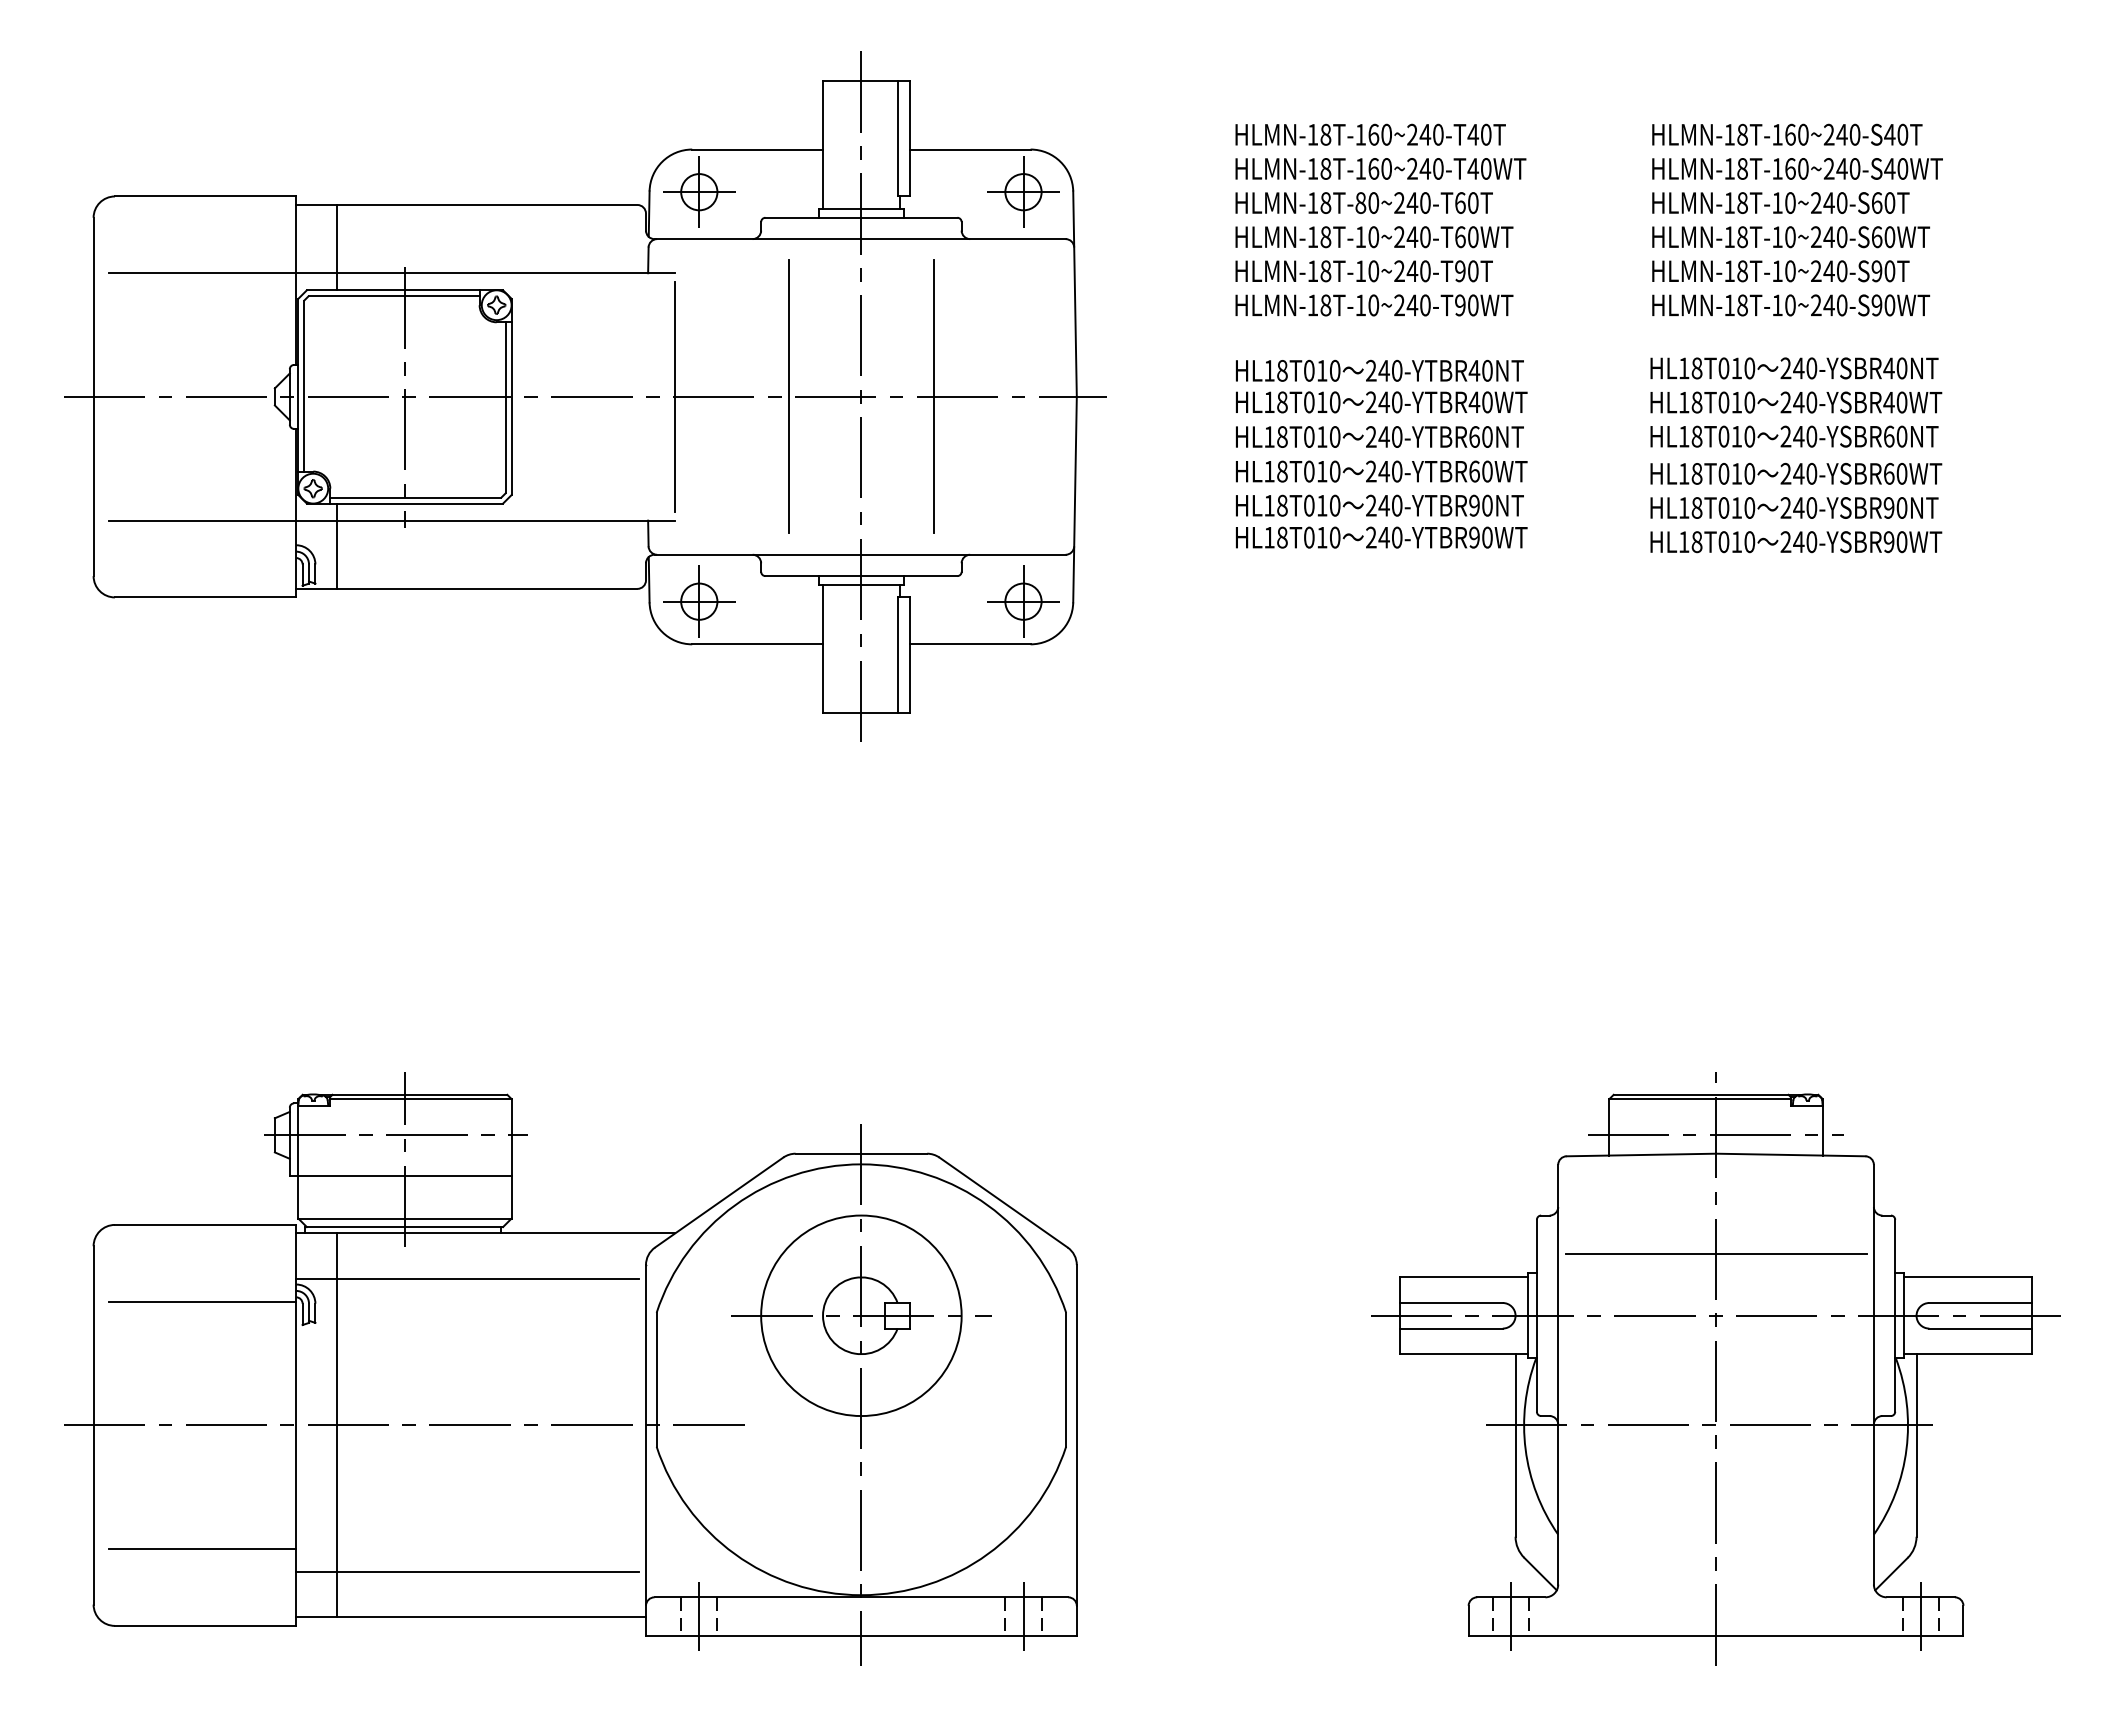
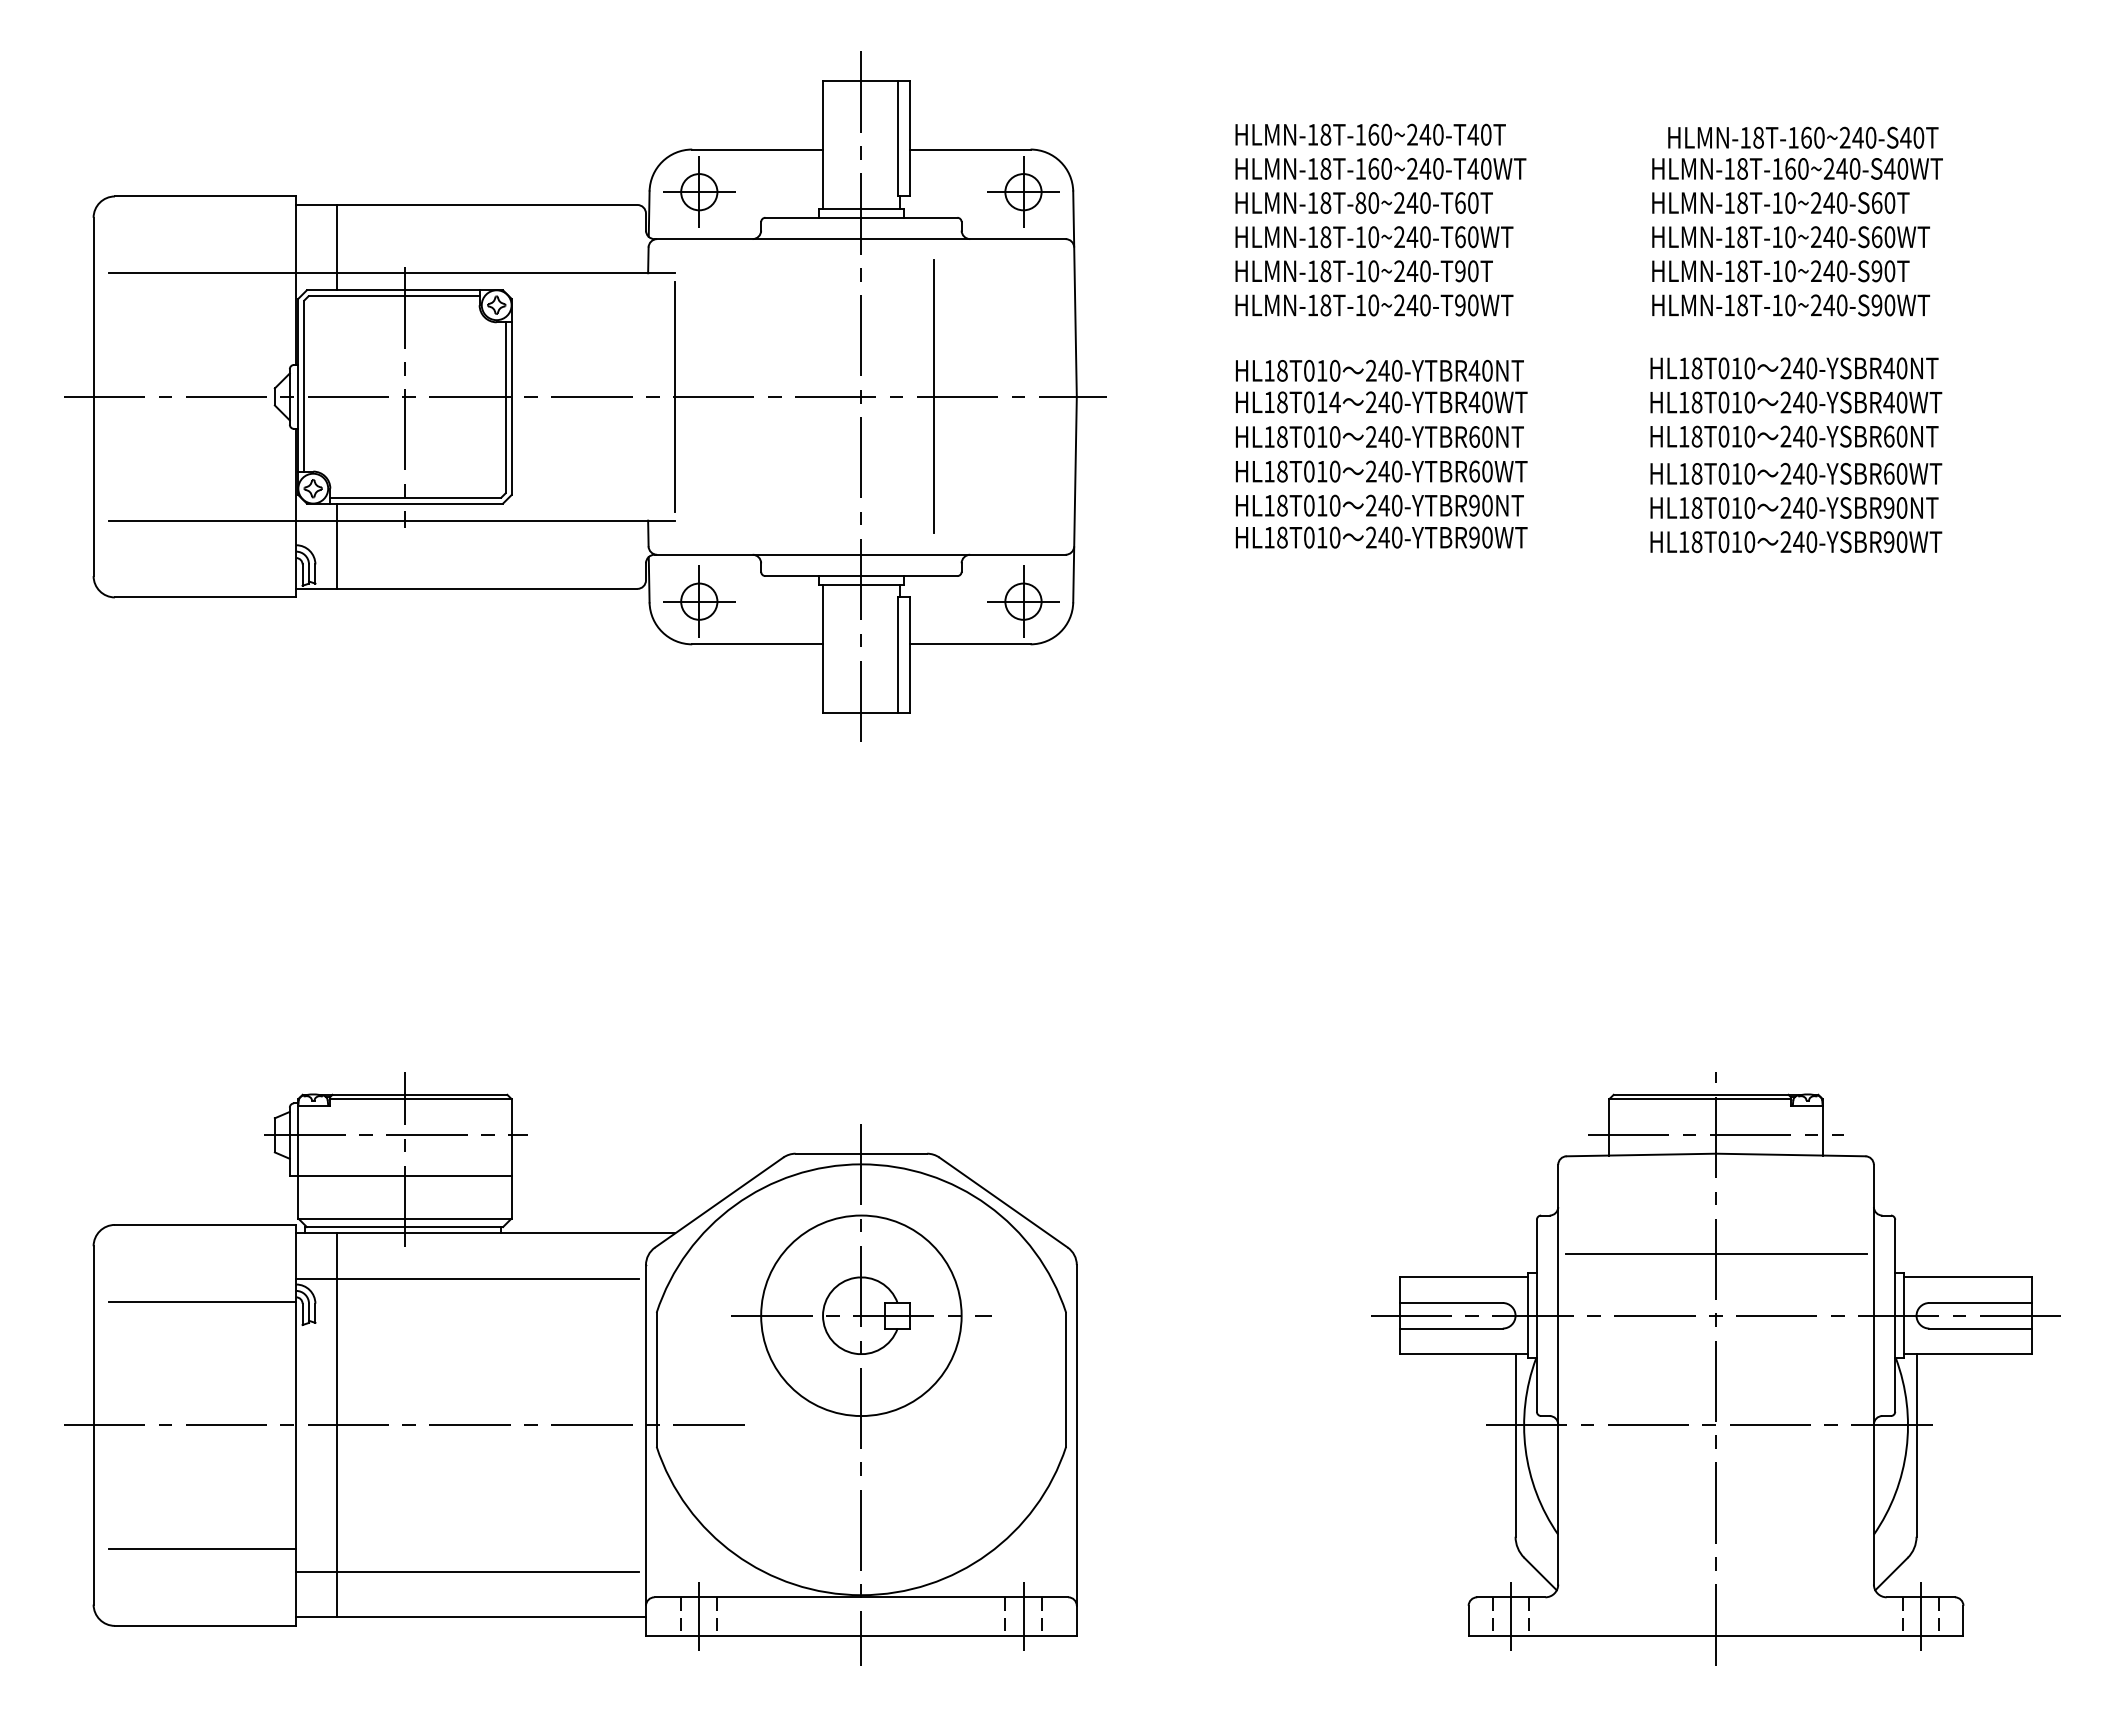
text position: (1787, 134) -> (1803, 137) (1803, 137)
line: present -> none (788, 396)
text: HL18T010 -> HL18T014 (1334, 402)
